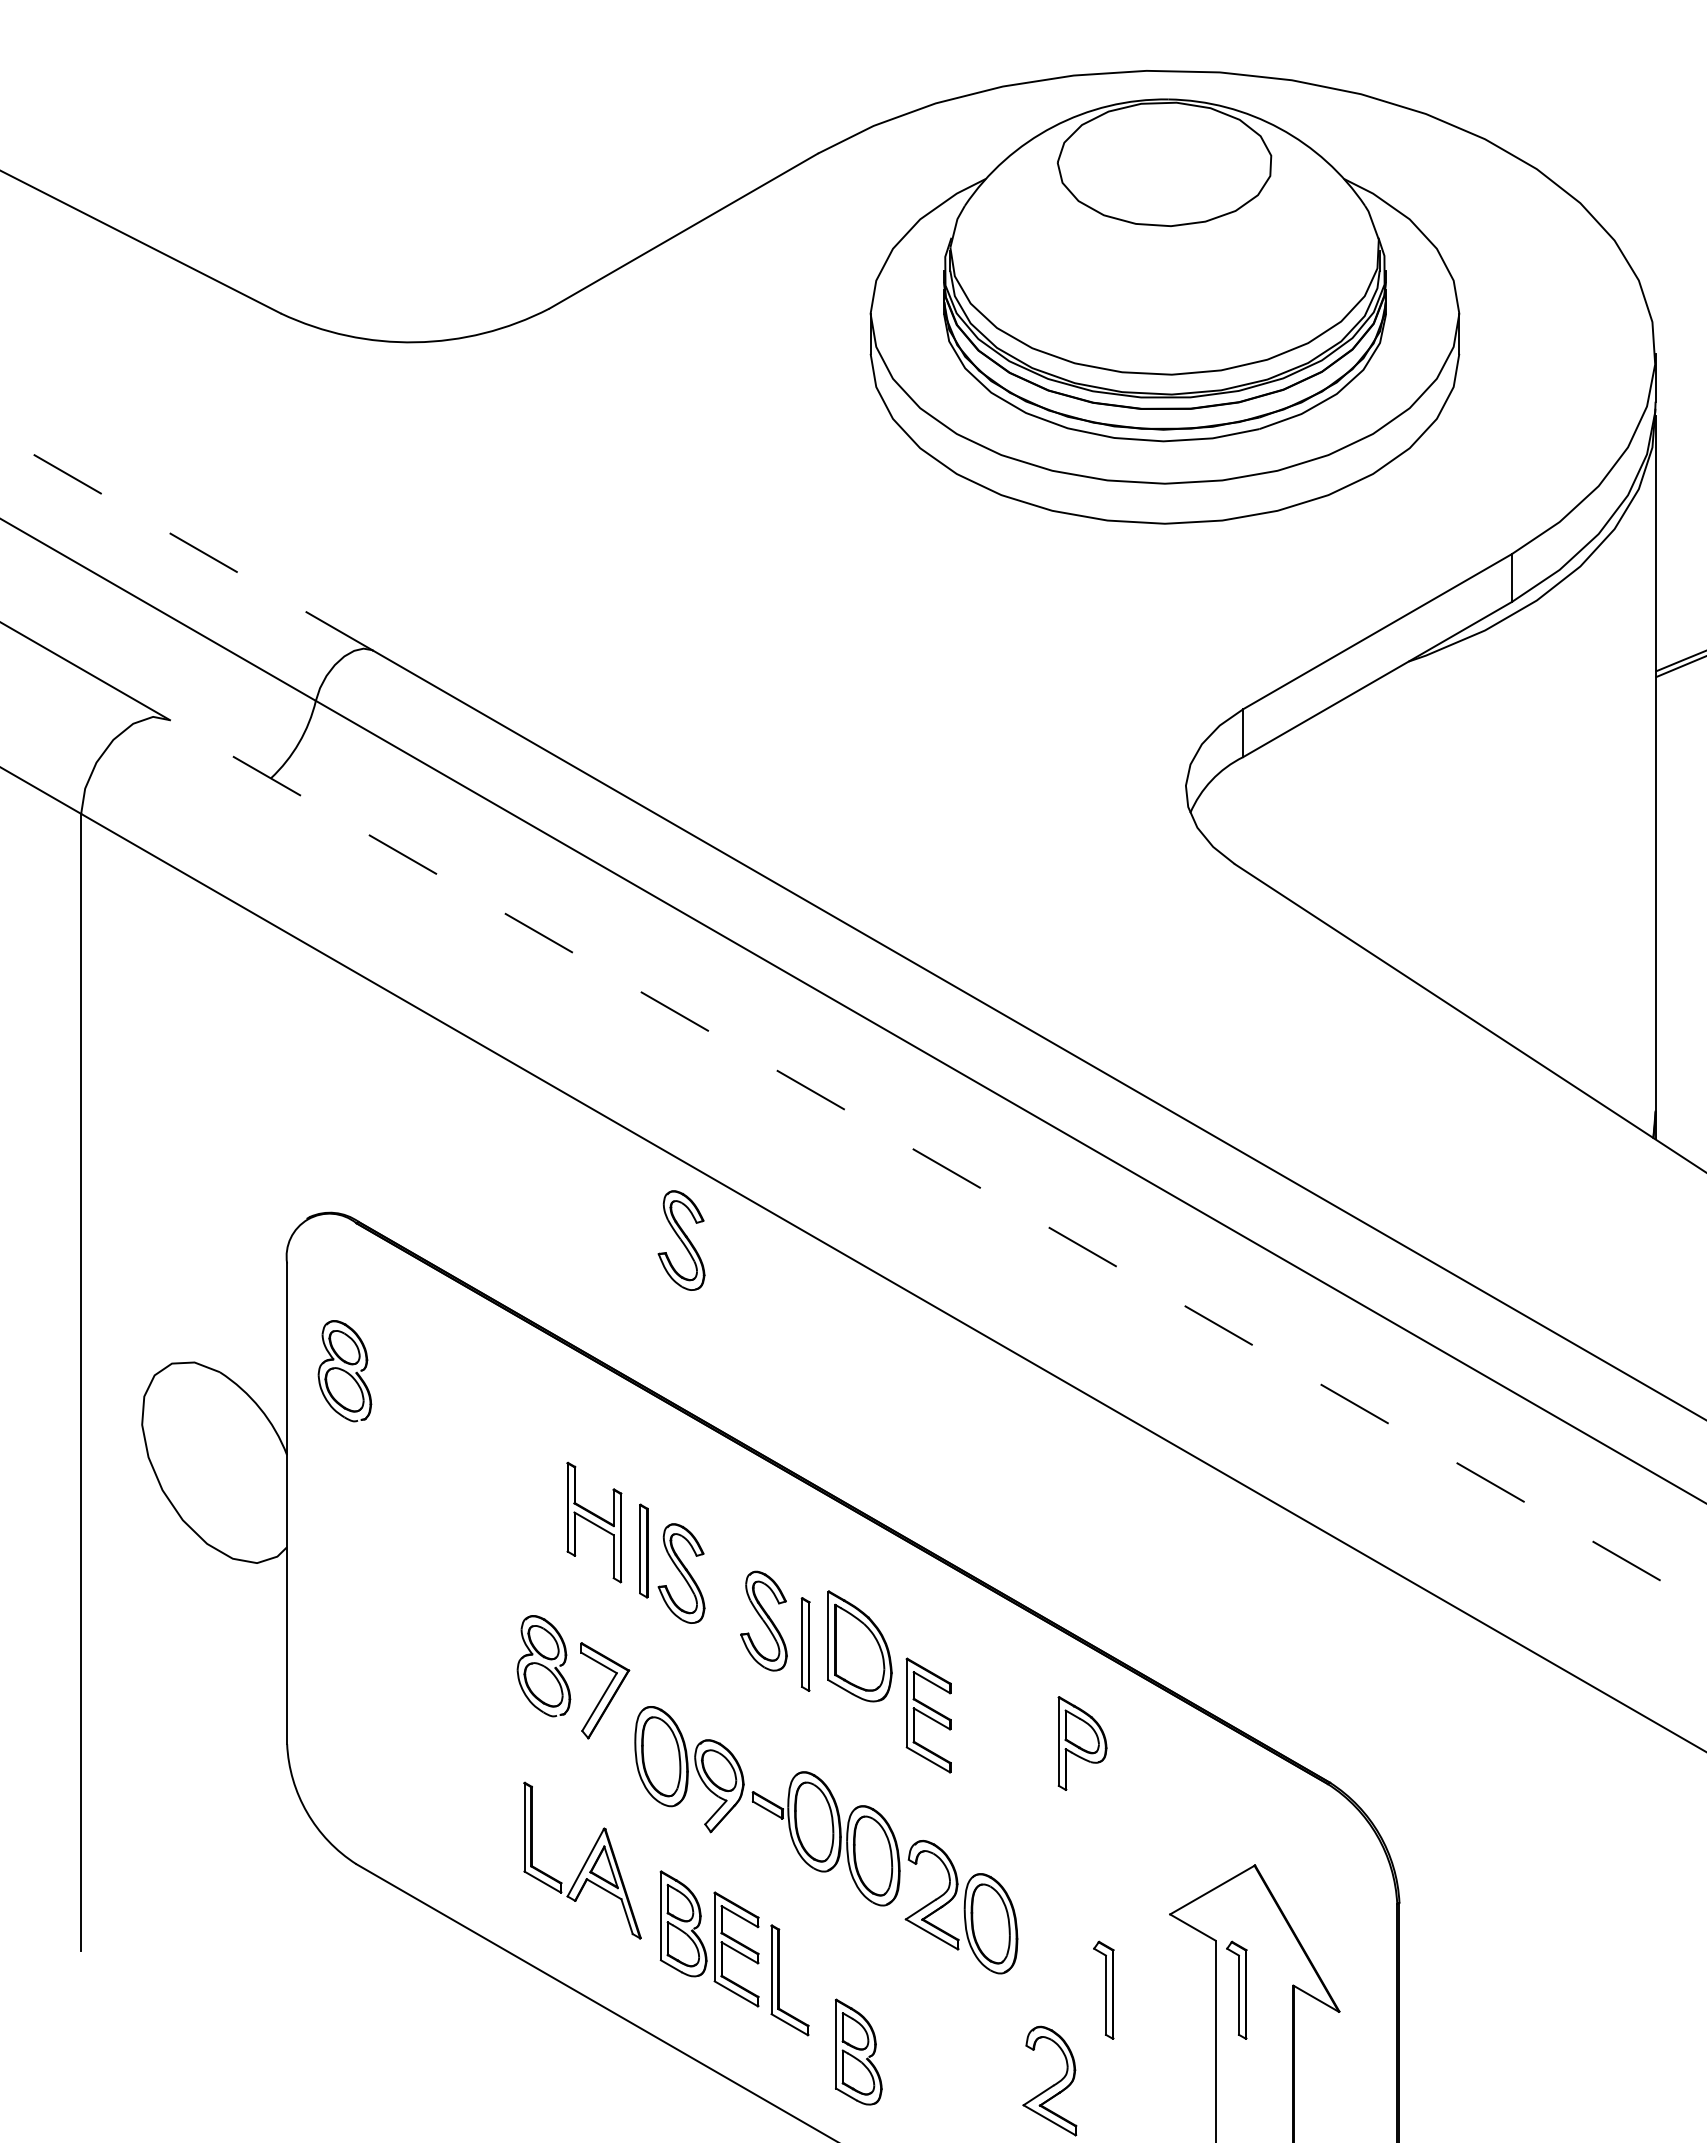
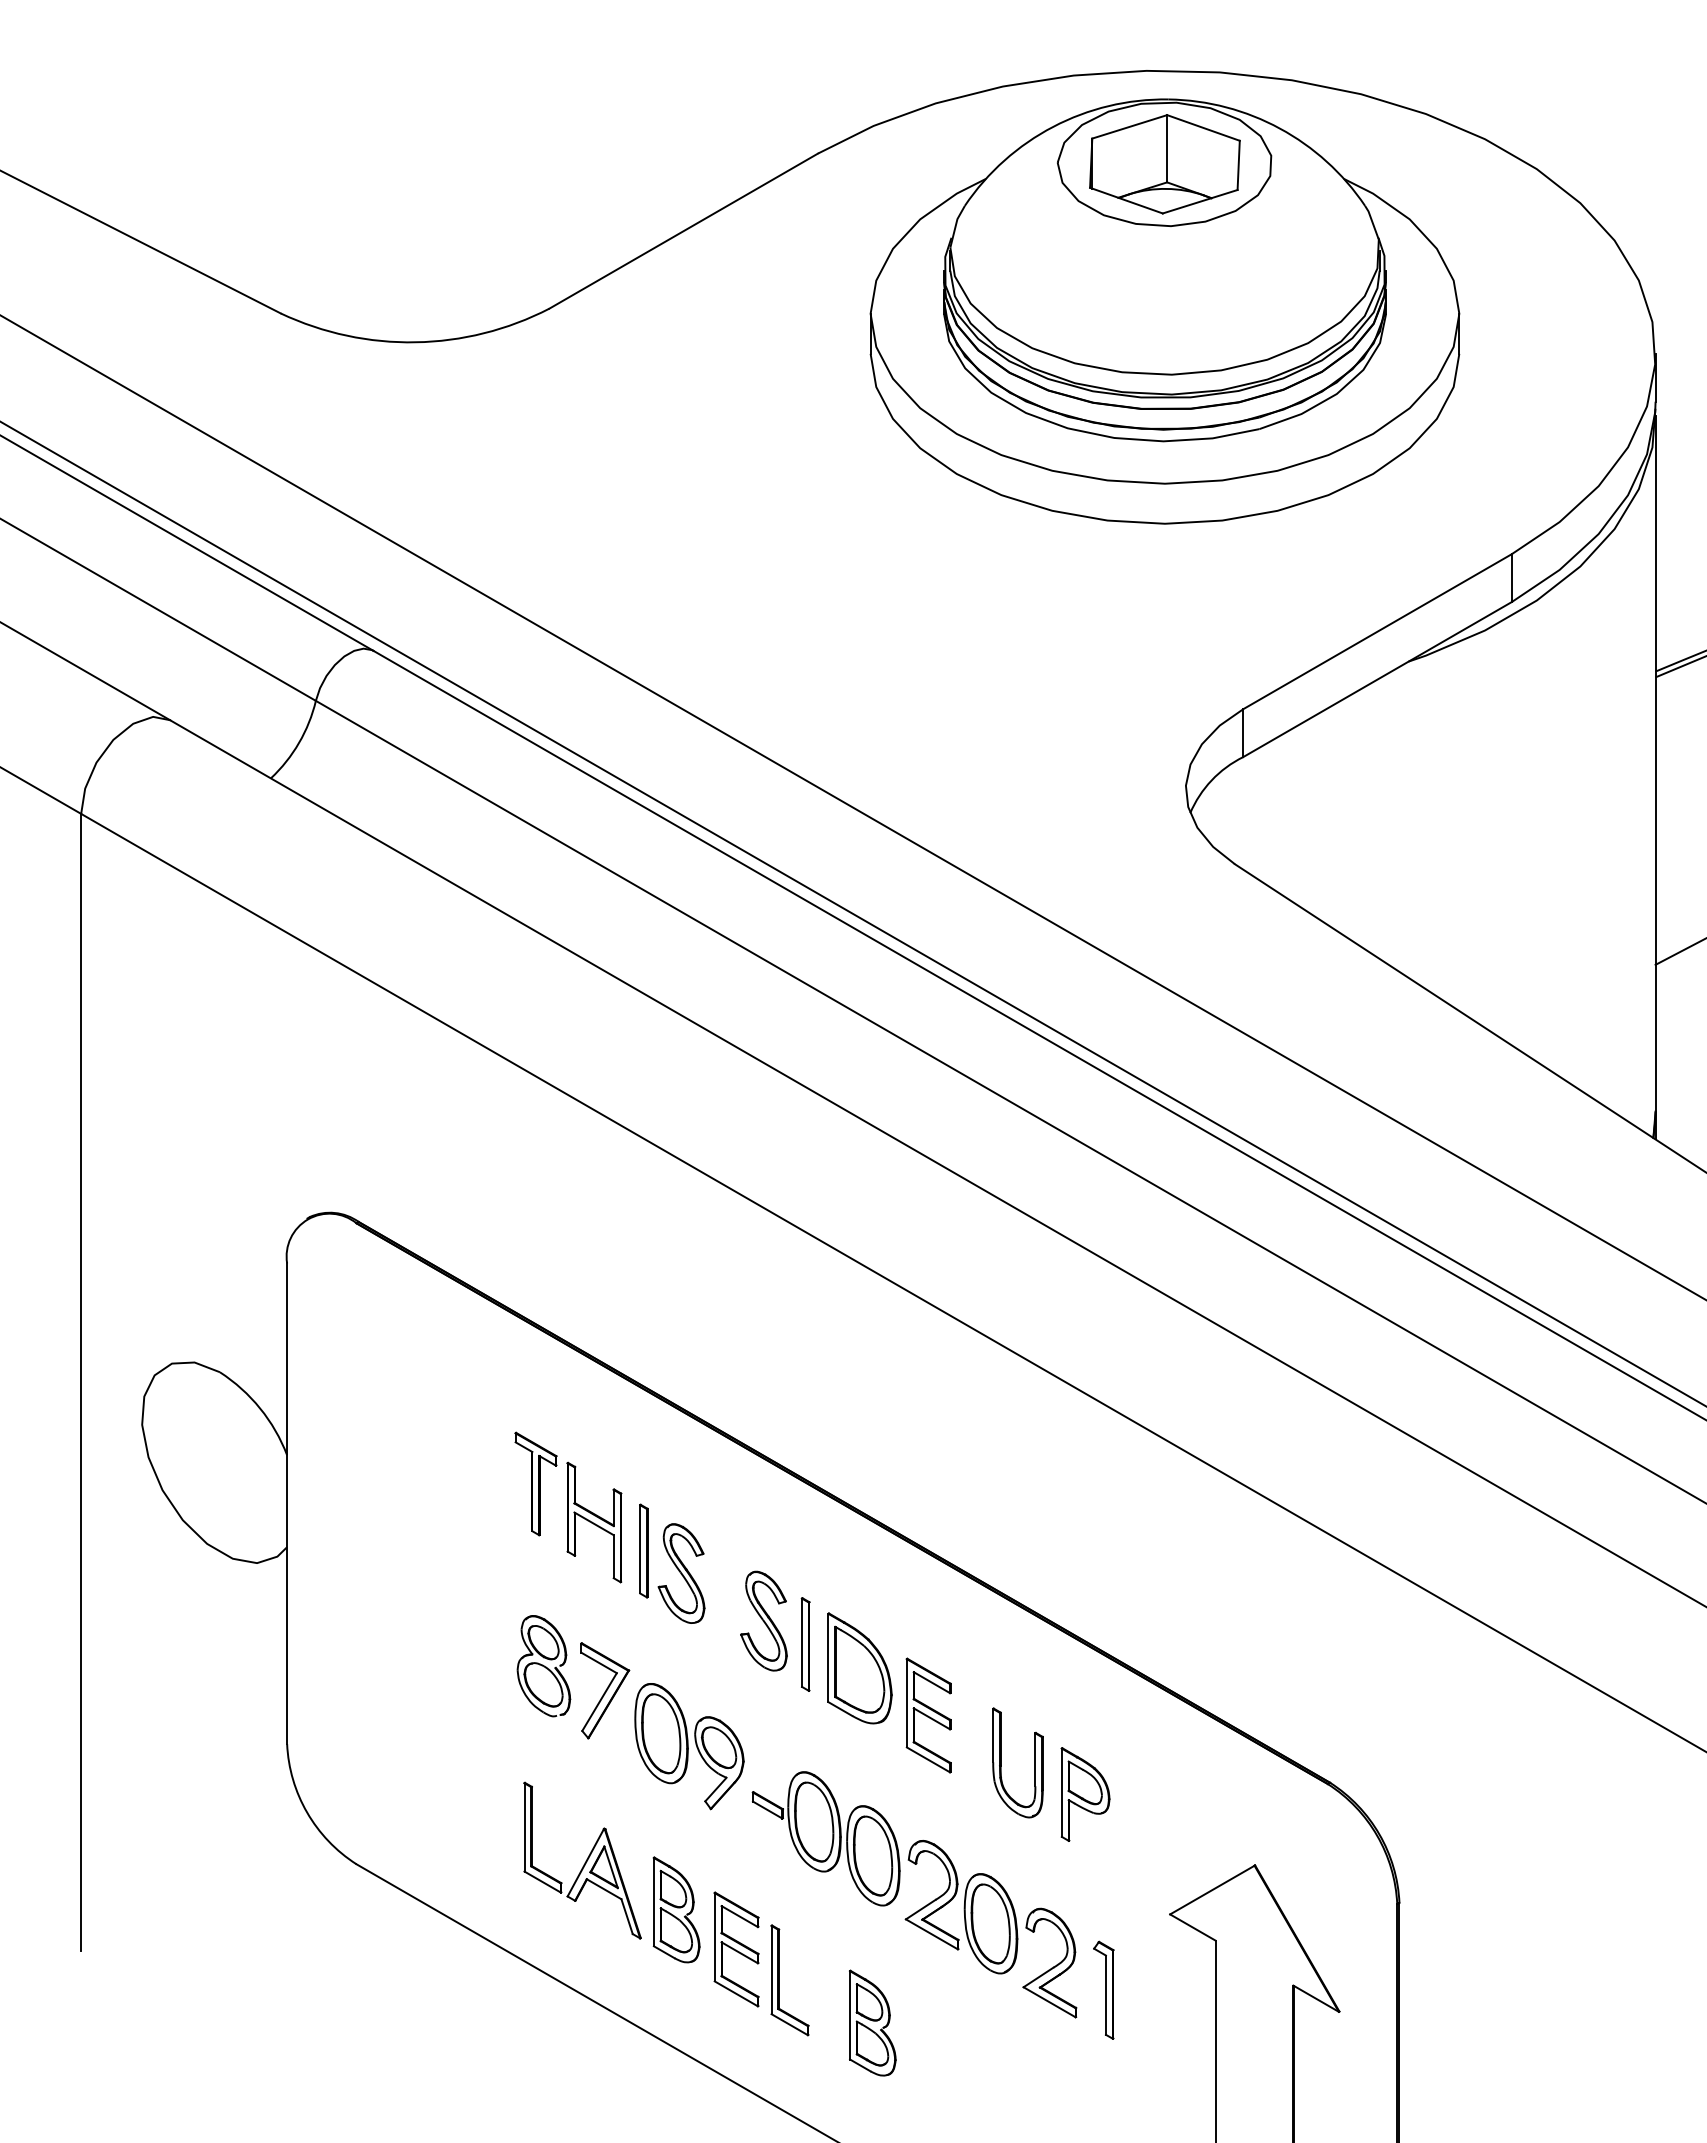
part: none -> present (1164, 164)
line: dashed -> solid (186, 542)
line: none -> present (852, 807)
line: none -> present (852, 913)
line: none -> present (1679, 951)
line: dashed -> solid (938, 1163)
part: present -> none (681, 1240)
part: present -> none (344, 1371)
part: none -> present (535, 1483)
part position: (859, 1646) -> (859, 1668) (859, 1668)
part position: (1082, 1743) -> (1085, 1794) (1085, 1794)
part: none -> present (1001, 1762)
part position: (689, 1769) -> (689, 1746) (689, 1746)
part position: (683, 1923) -> (676, 1909) (676, 1909)
part: present -> none (1236, 1989)
part position: (858, 2051) -> (872, 2022) (872, 2022)
part position: (1049, 2080) -> (1049, 1962) (1049, 1962)
